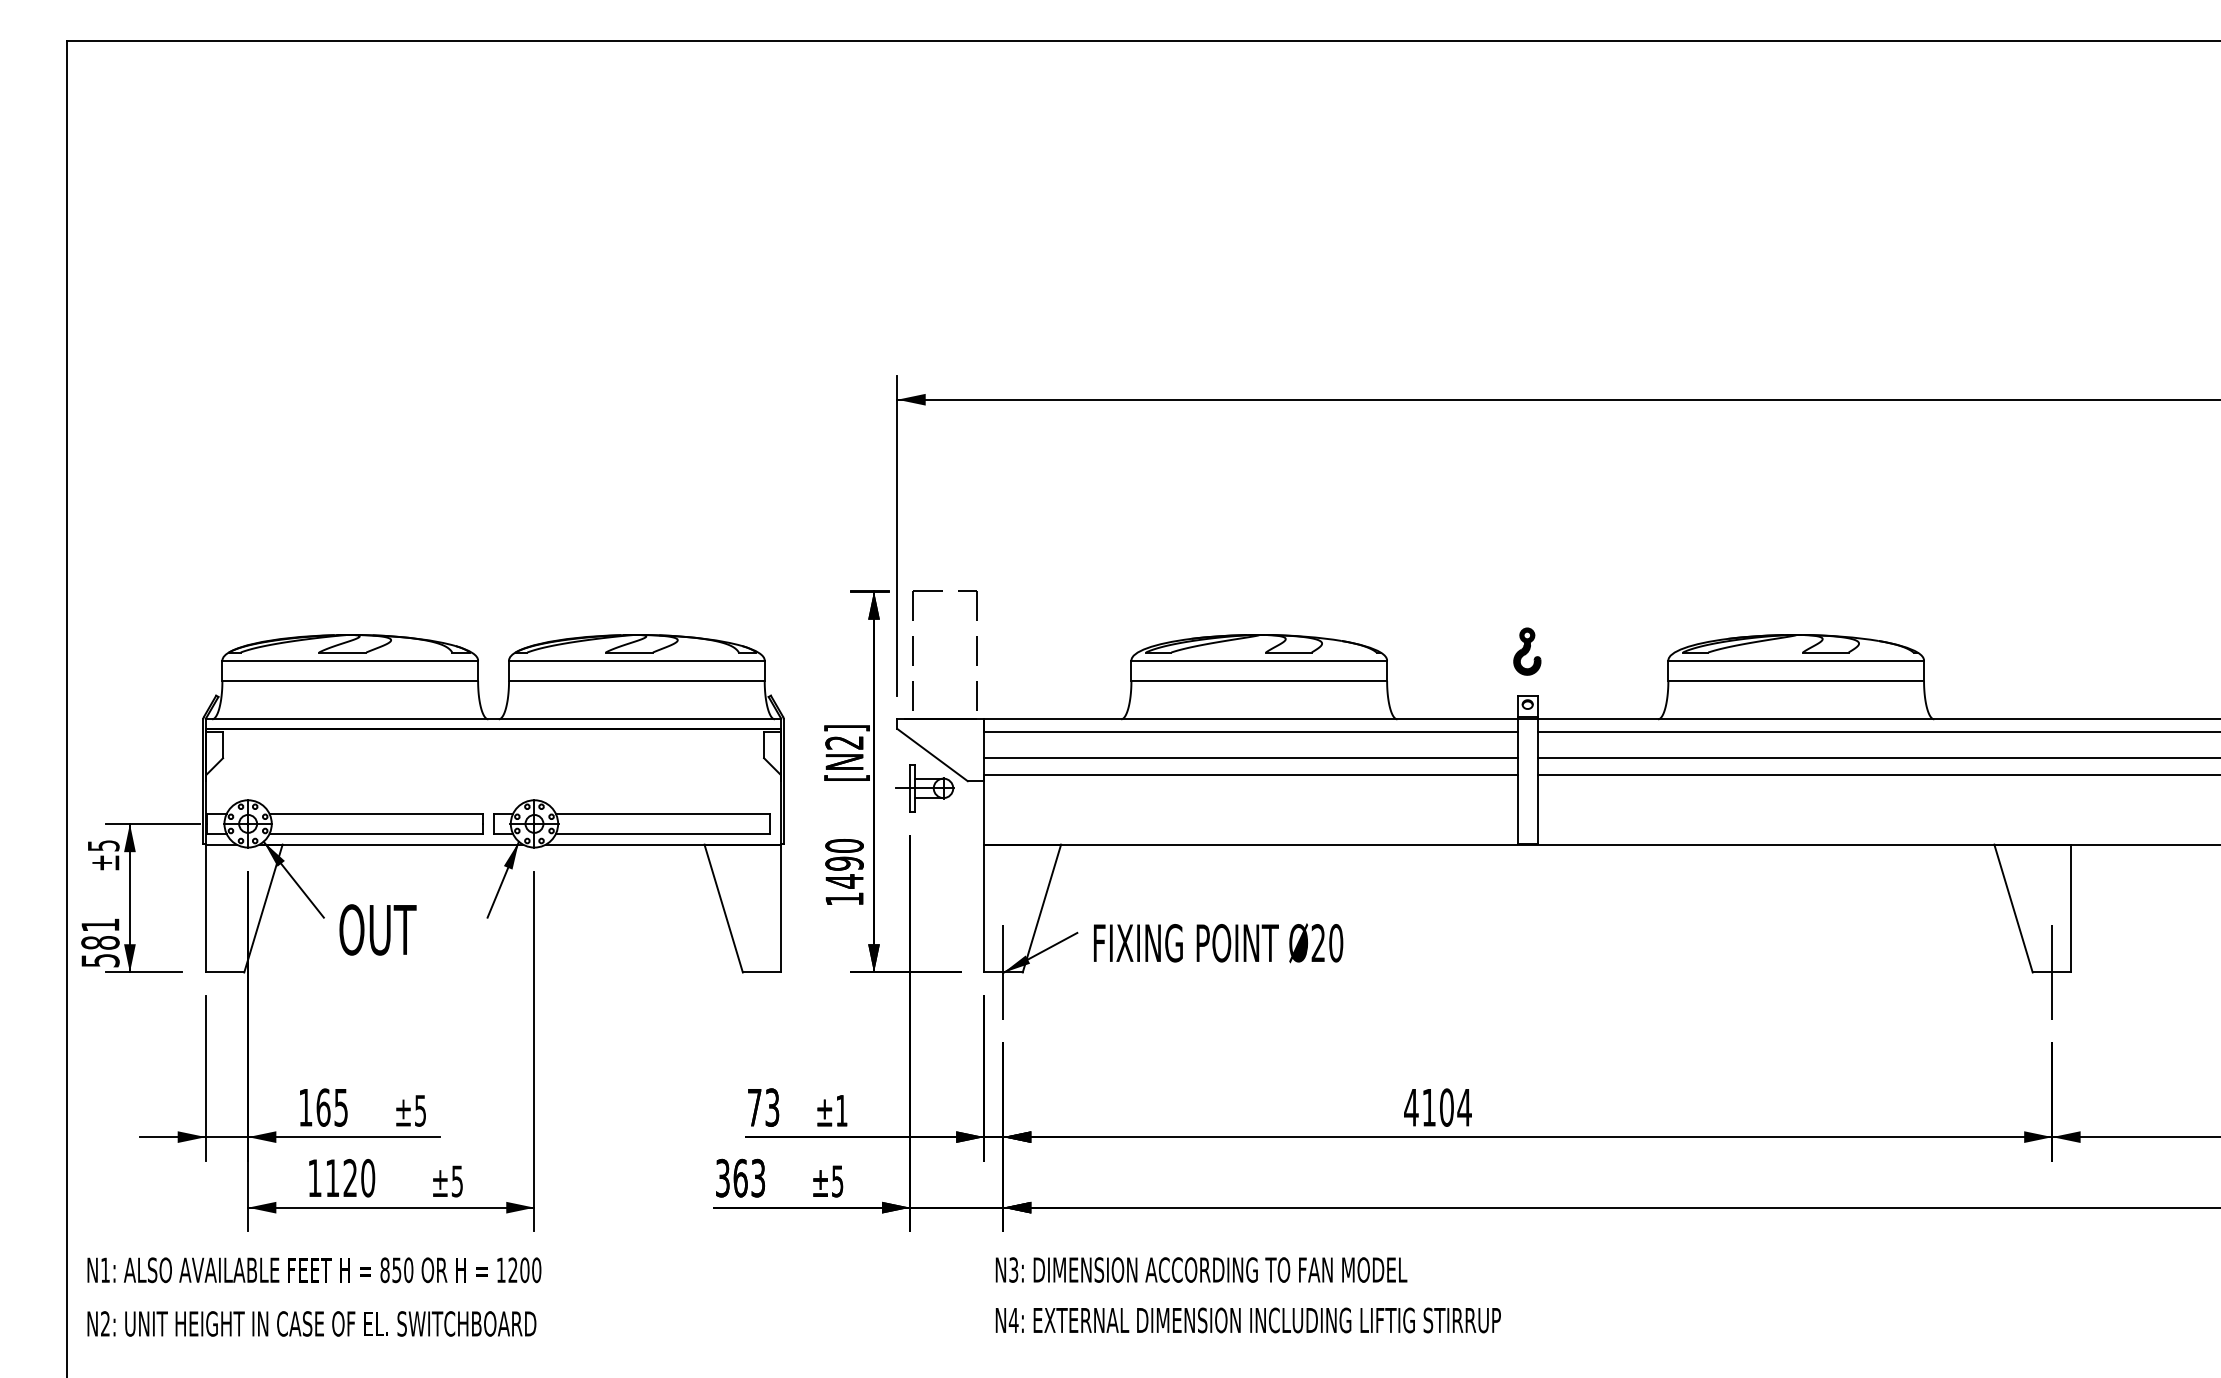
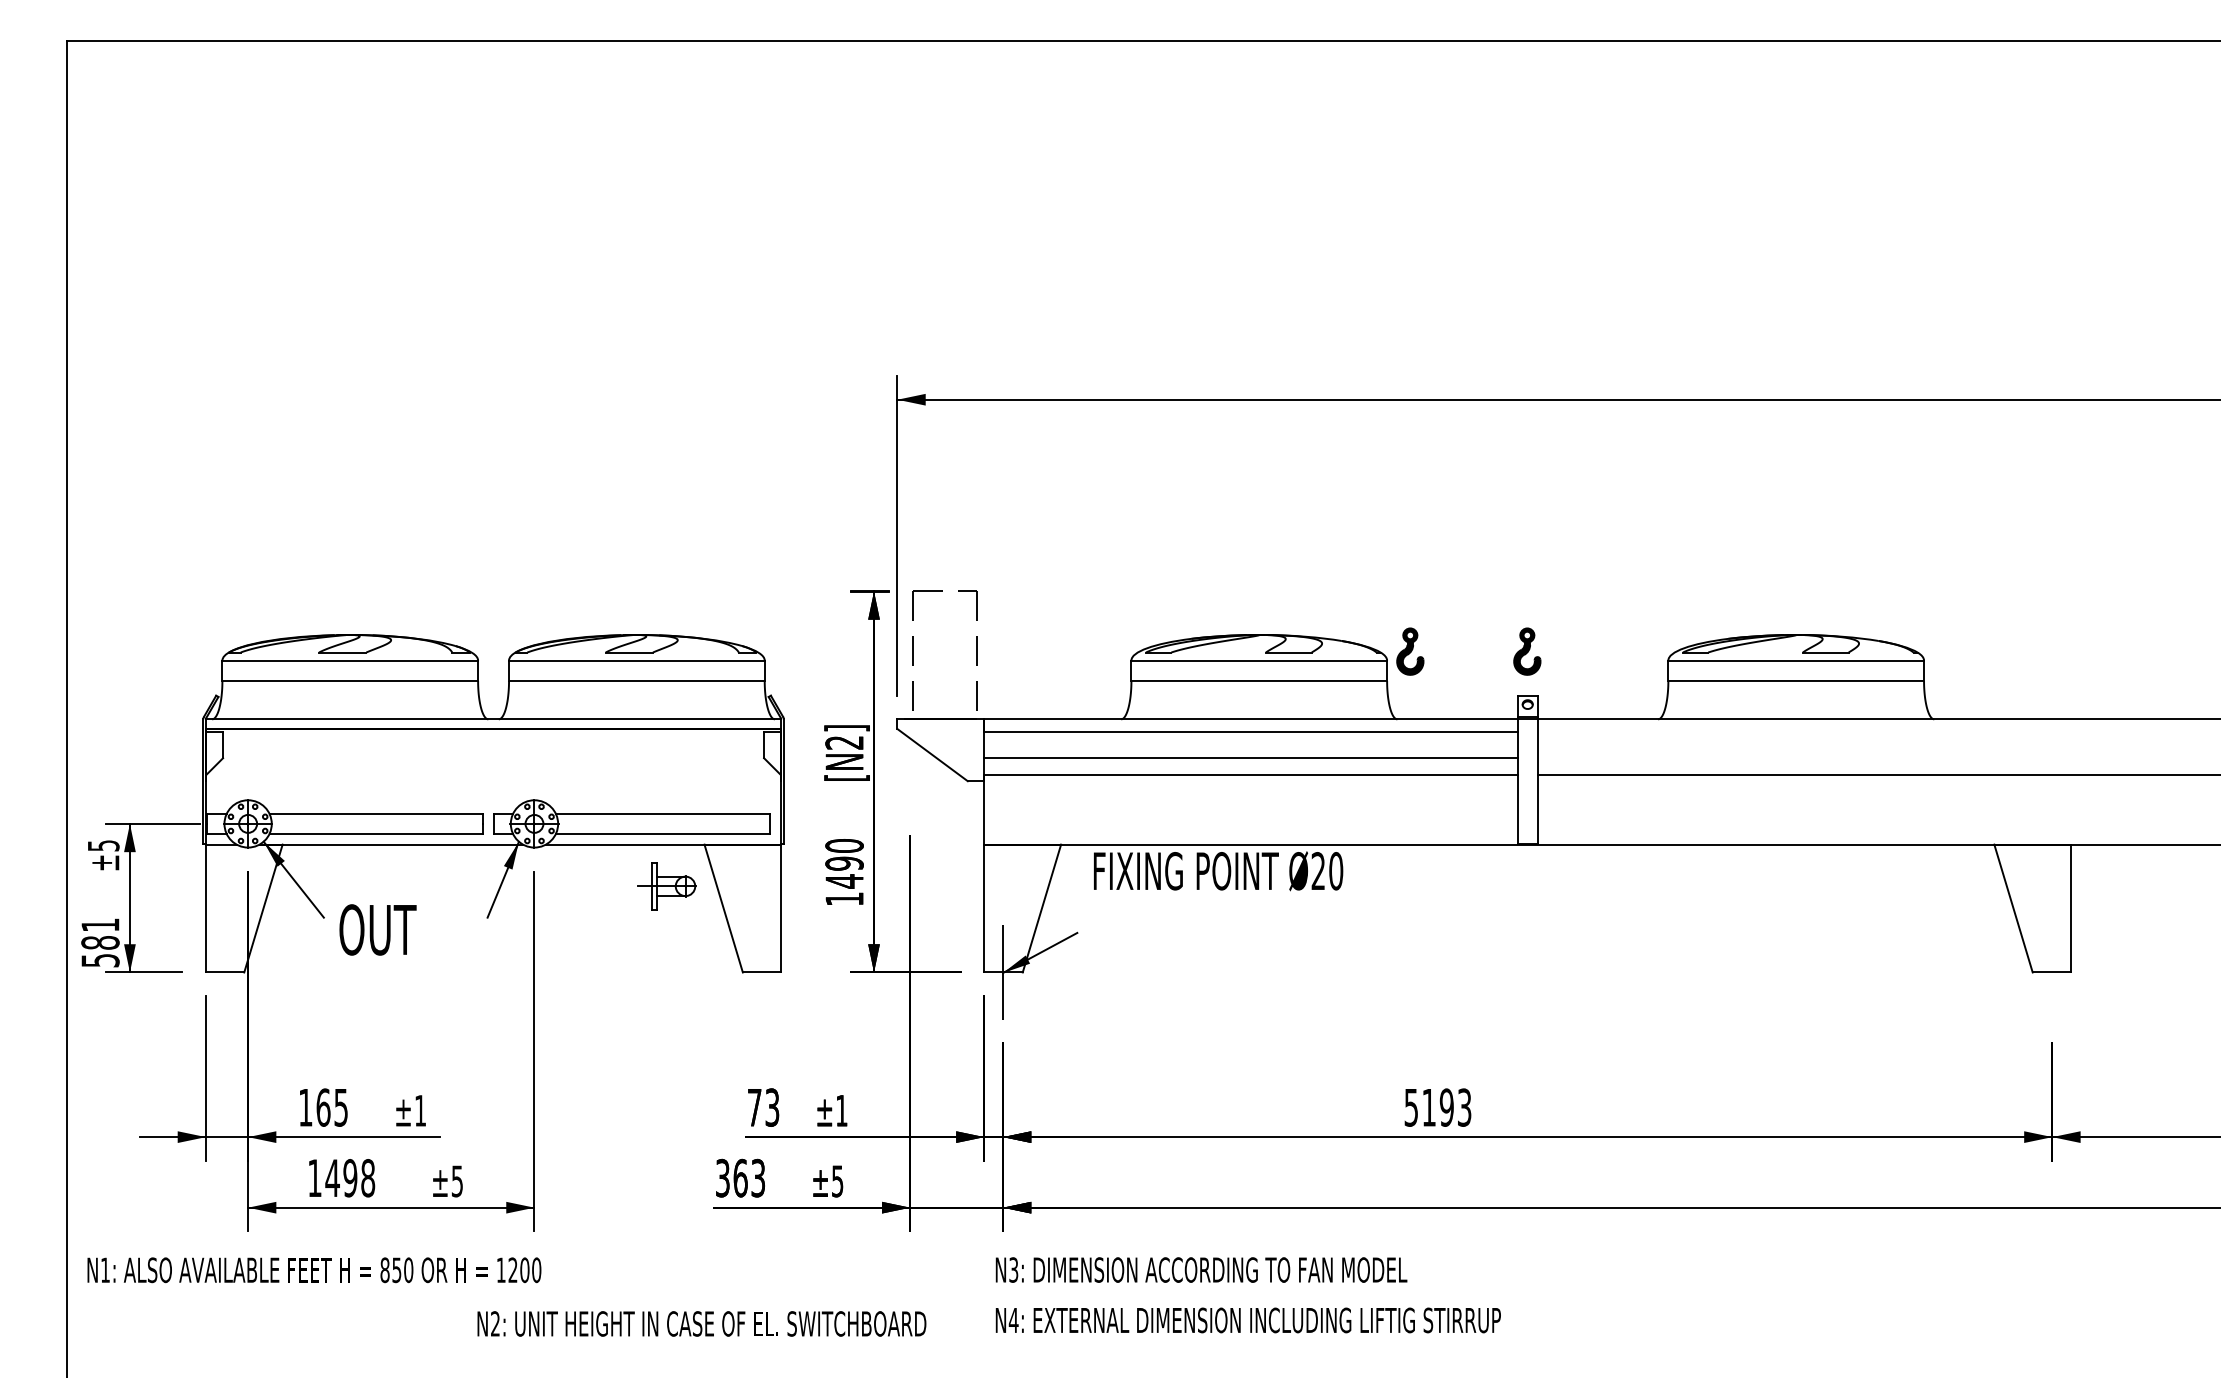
part: none -> present (1410, 651)
line: present -> none (1877, 732)
line: present -> none (1877, 758)
part position: (924, 788) -> (666, 886) (666, 886)
text position: (1218, 943) -> (1218, 871) (1218, 871)
line: present -> none (2052, 971)
text: 4104 -> 5193 (1437, 1107)
text: ±5 -> ±1 (420, 1110)
text: 1120 -> 1498 (350, 1178)
text position: (311, 1323) -> (701, 1323) (701, 1323)
